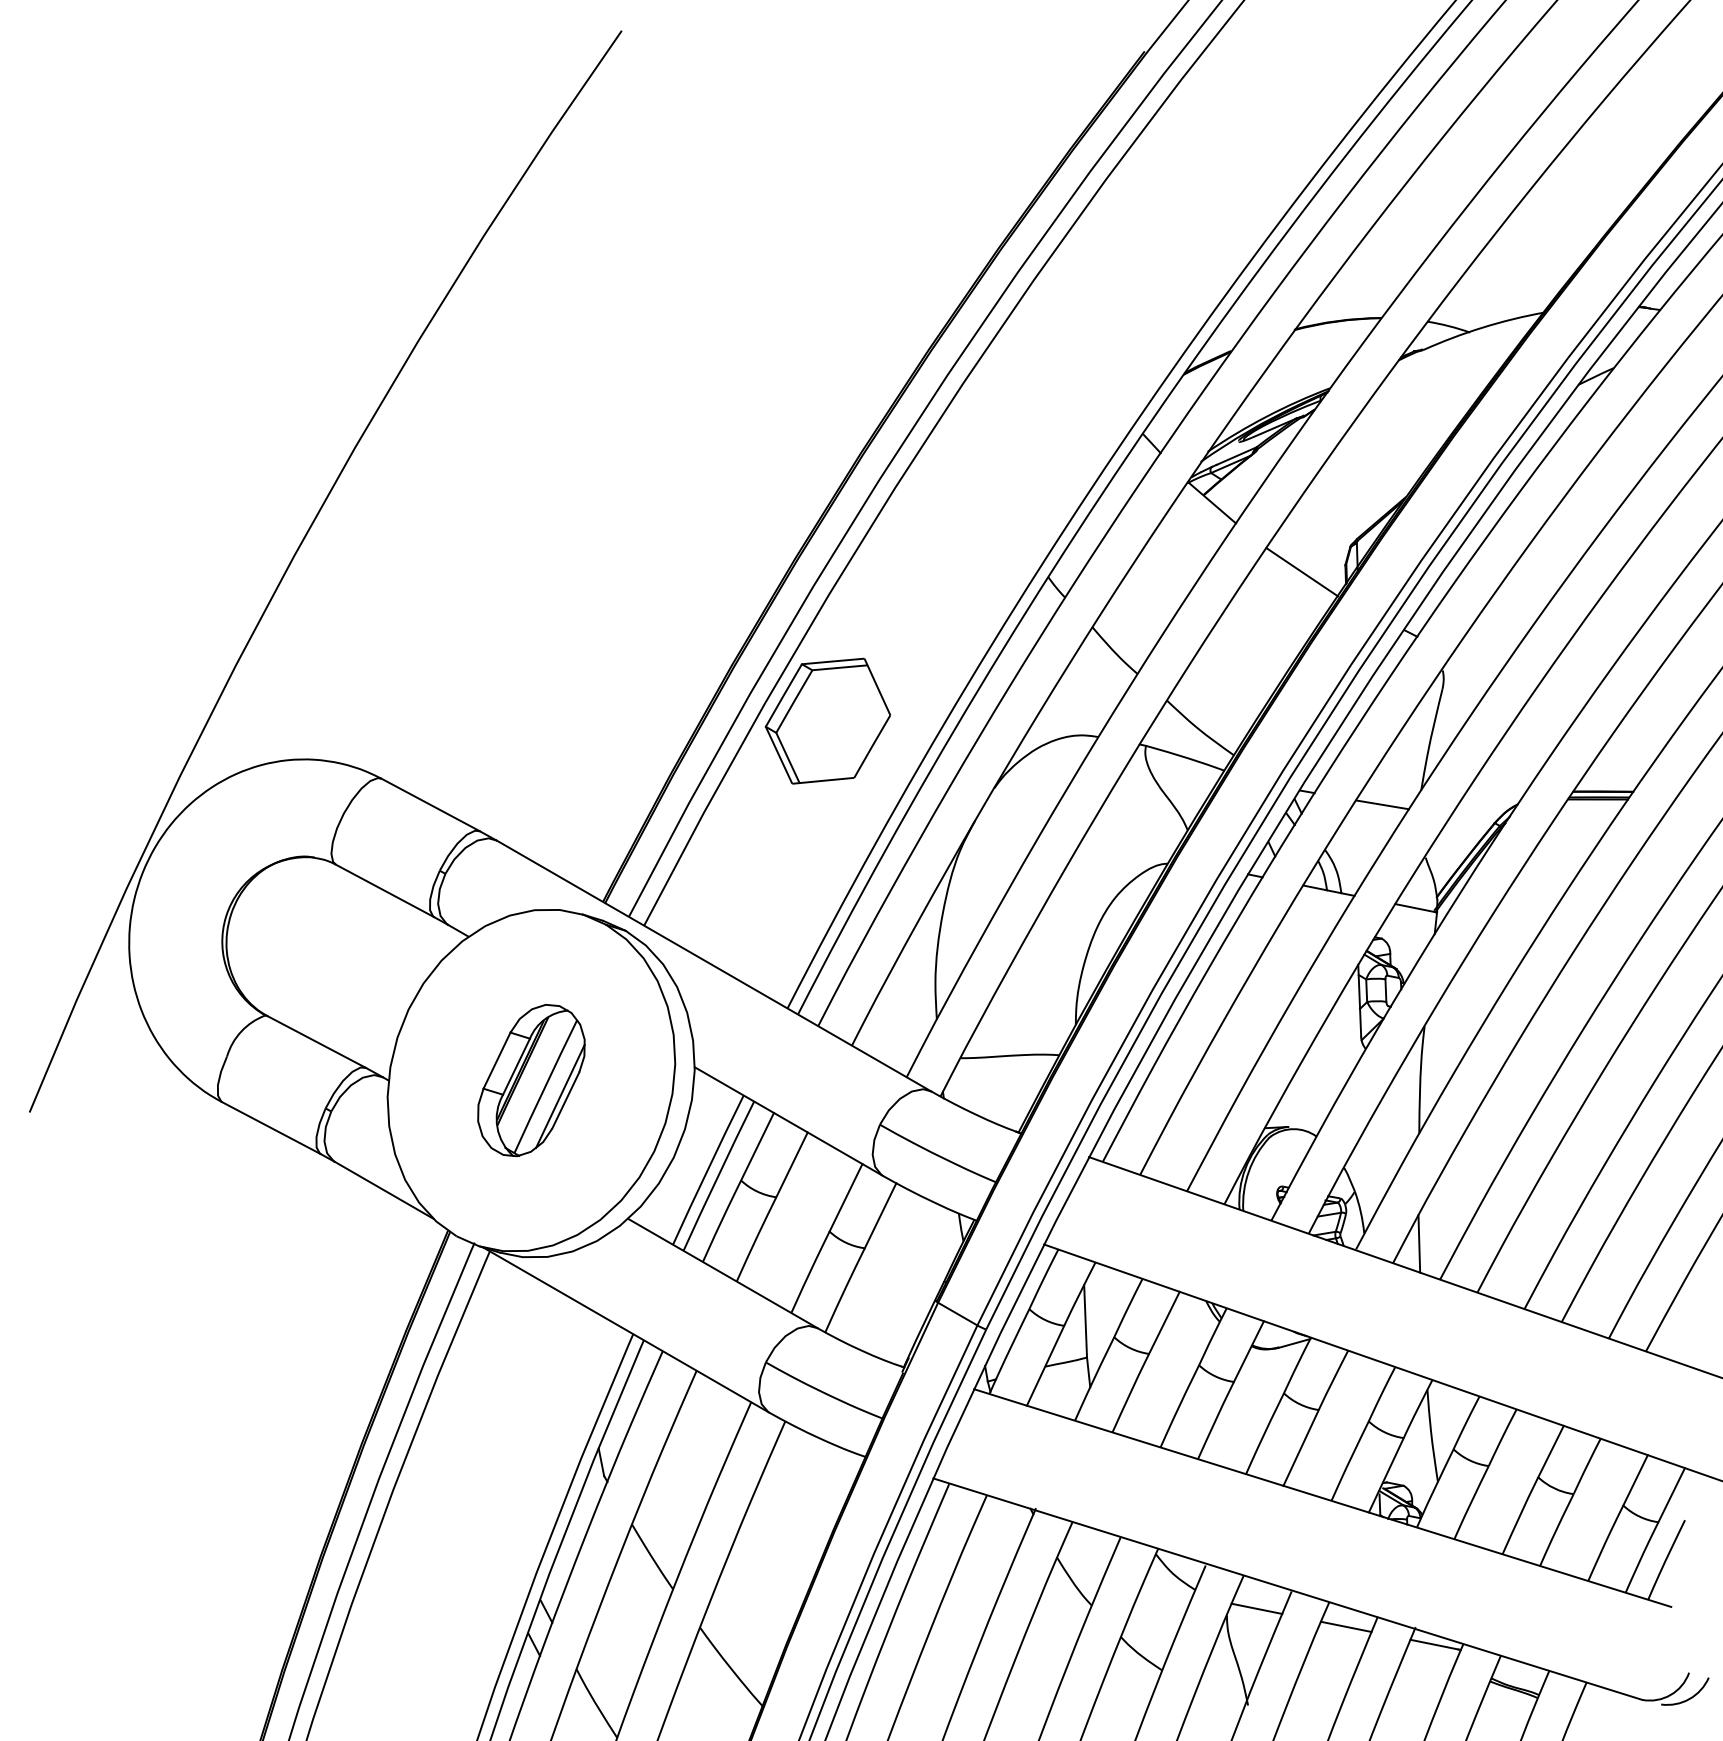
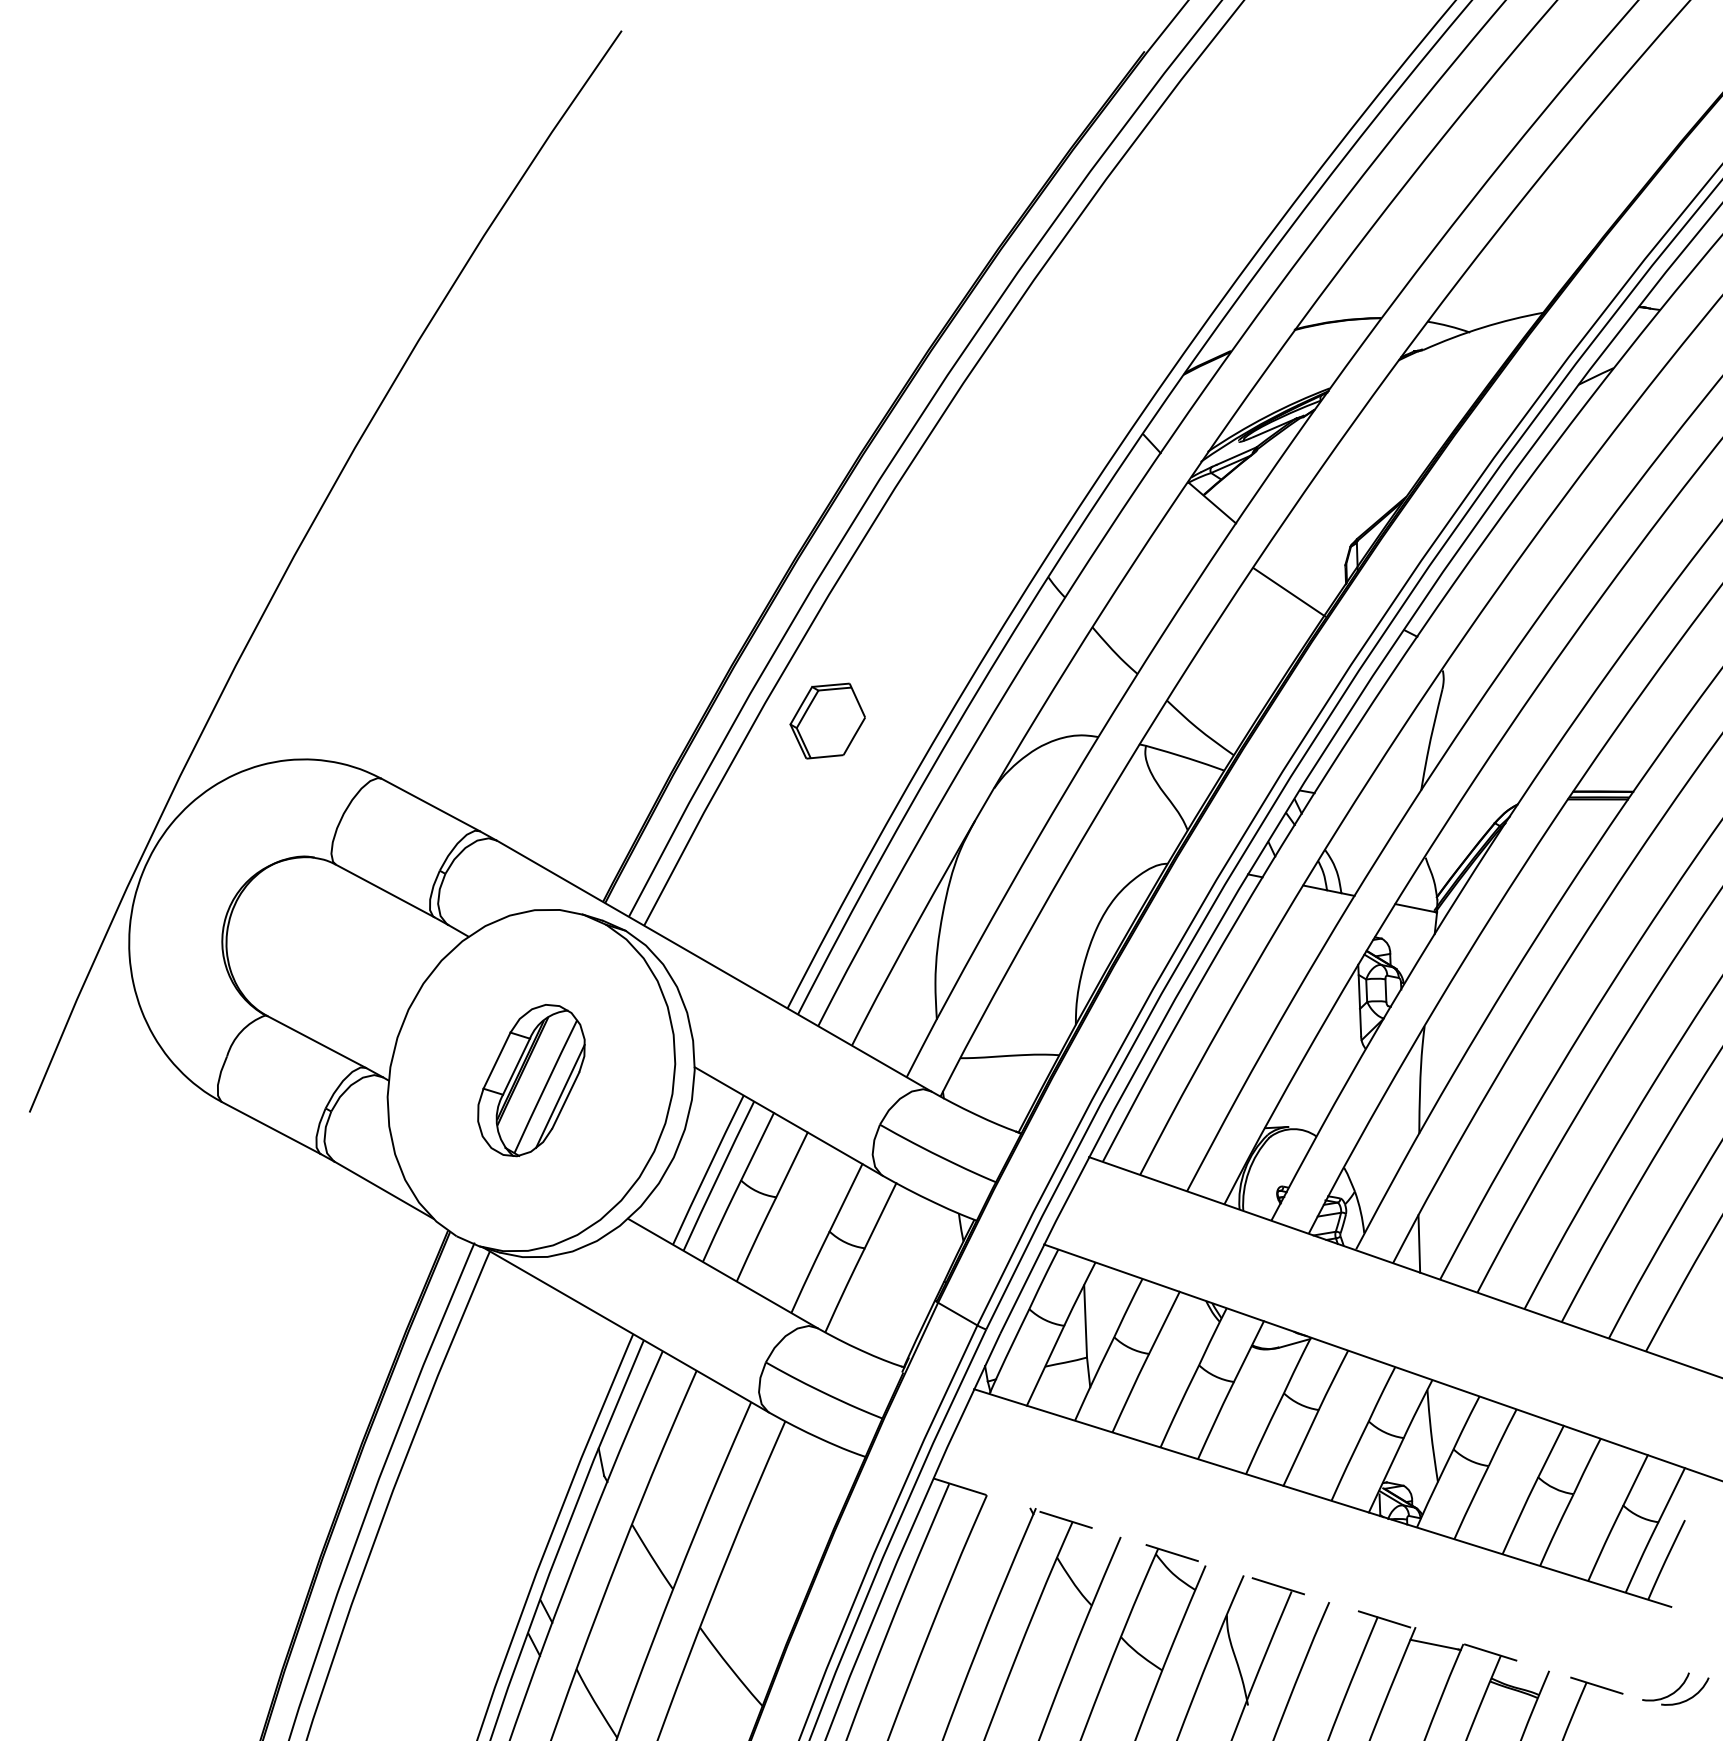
line position: (1302, 572) -> (1289, 592) (1289, 592)
part size: 127x128 px -> 77x78 px (827, 720)
line: present -> none (1382, 804)
line: solid -> dashed (1288, 1589)
line: present -> none (1256, 1608)
line: present -> none (1346, 1626)
